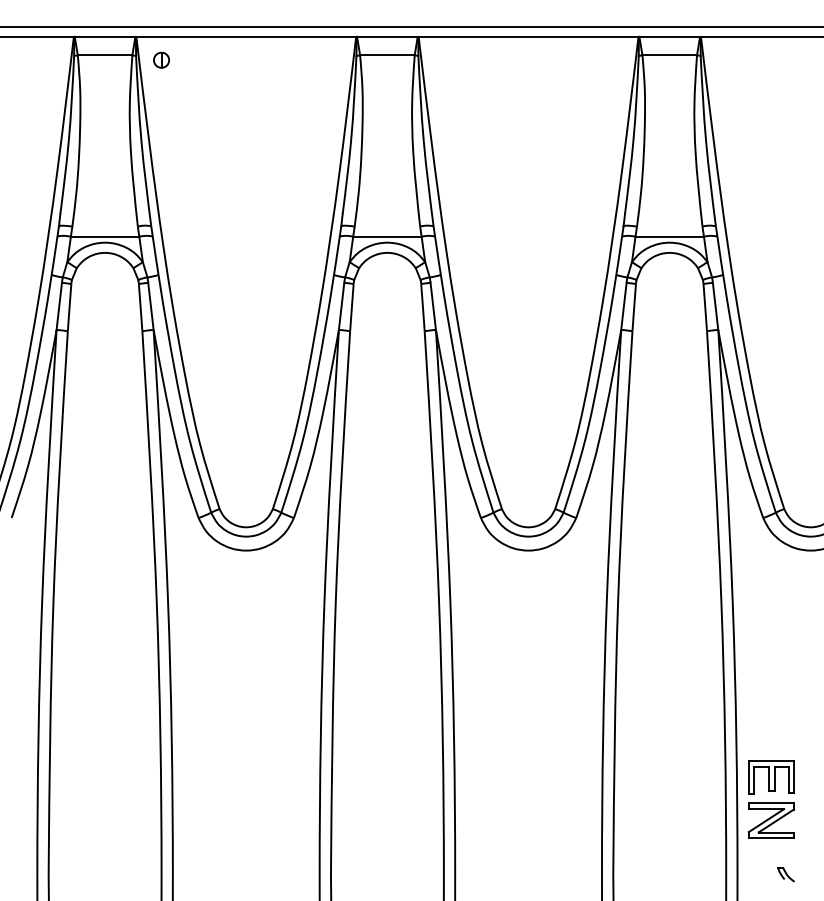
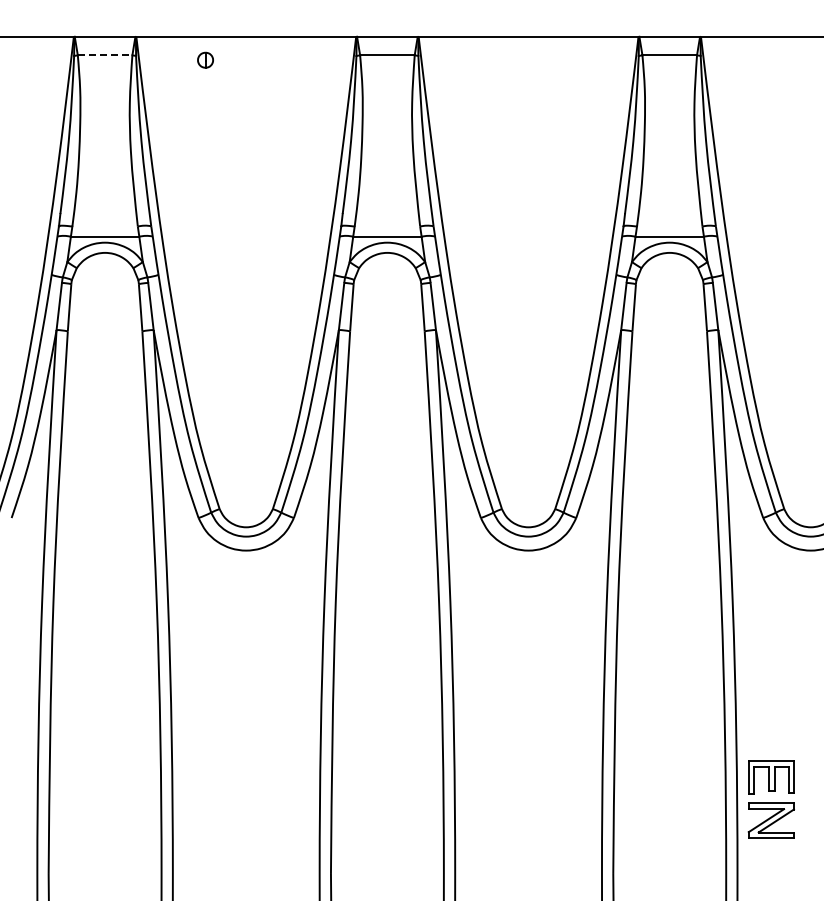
line: present -> none (411, 27)
line: solid -> dashed (105, 55)
part position: (161, 59) -> (205, 59) (205, 59)
part: present -> none (785, 874)
